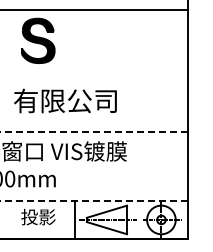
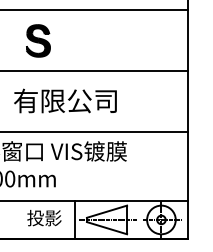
part size: 35x47 px -> 25x34 px (38, 40)
line: none -> present (94, 70)
line: dashed -> solid (94, 132)
line: dashed -> solid (94, 200)
text position: (38, 217) -> (44, 218) (44, 218)
